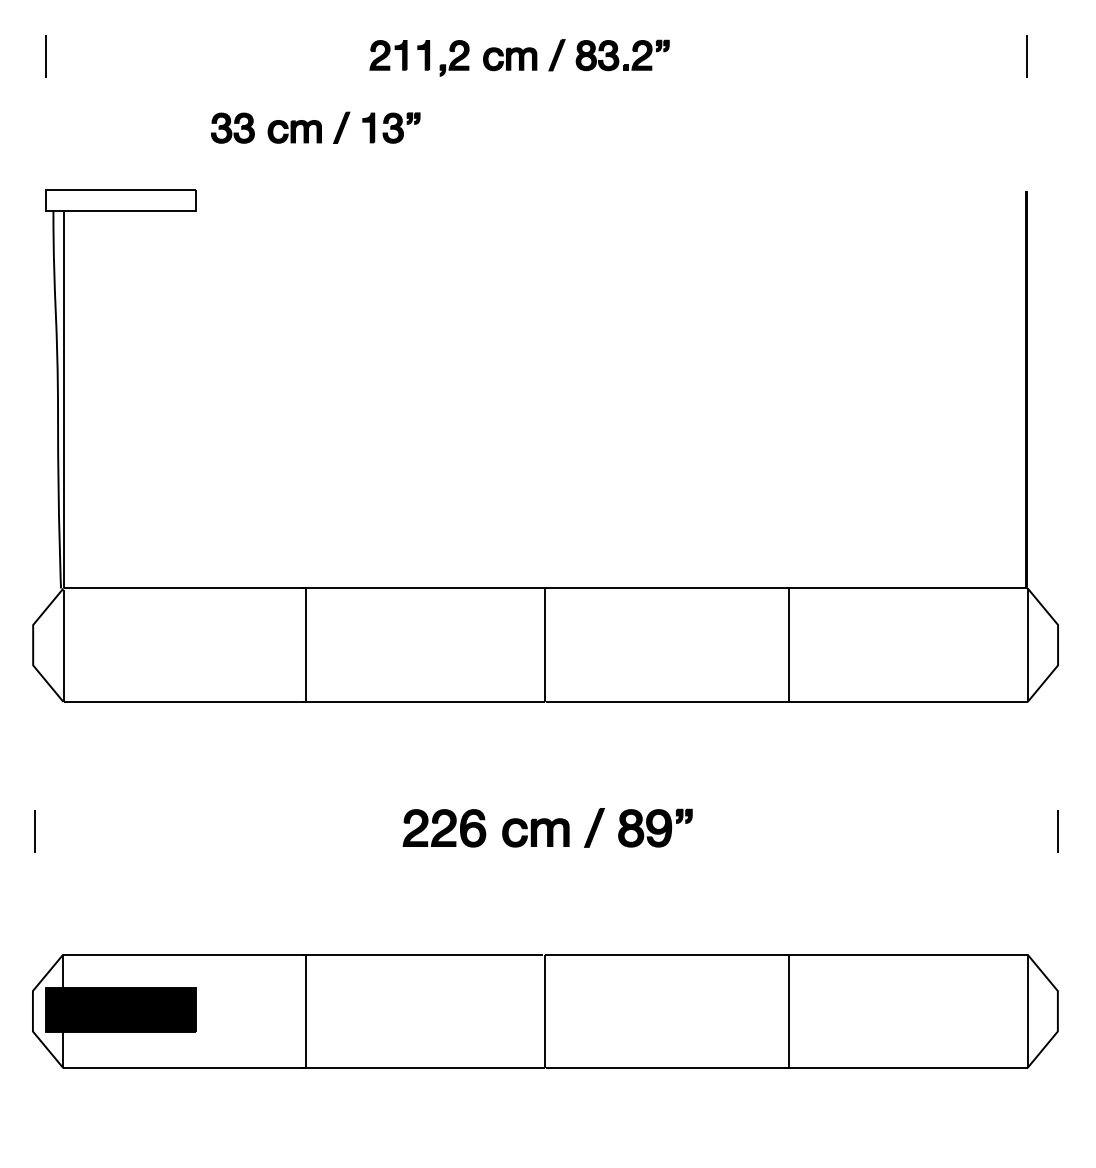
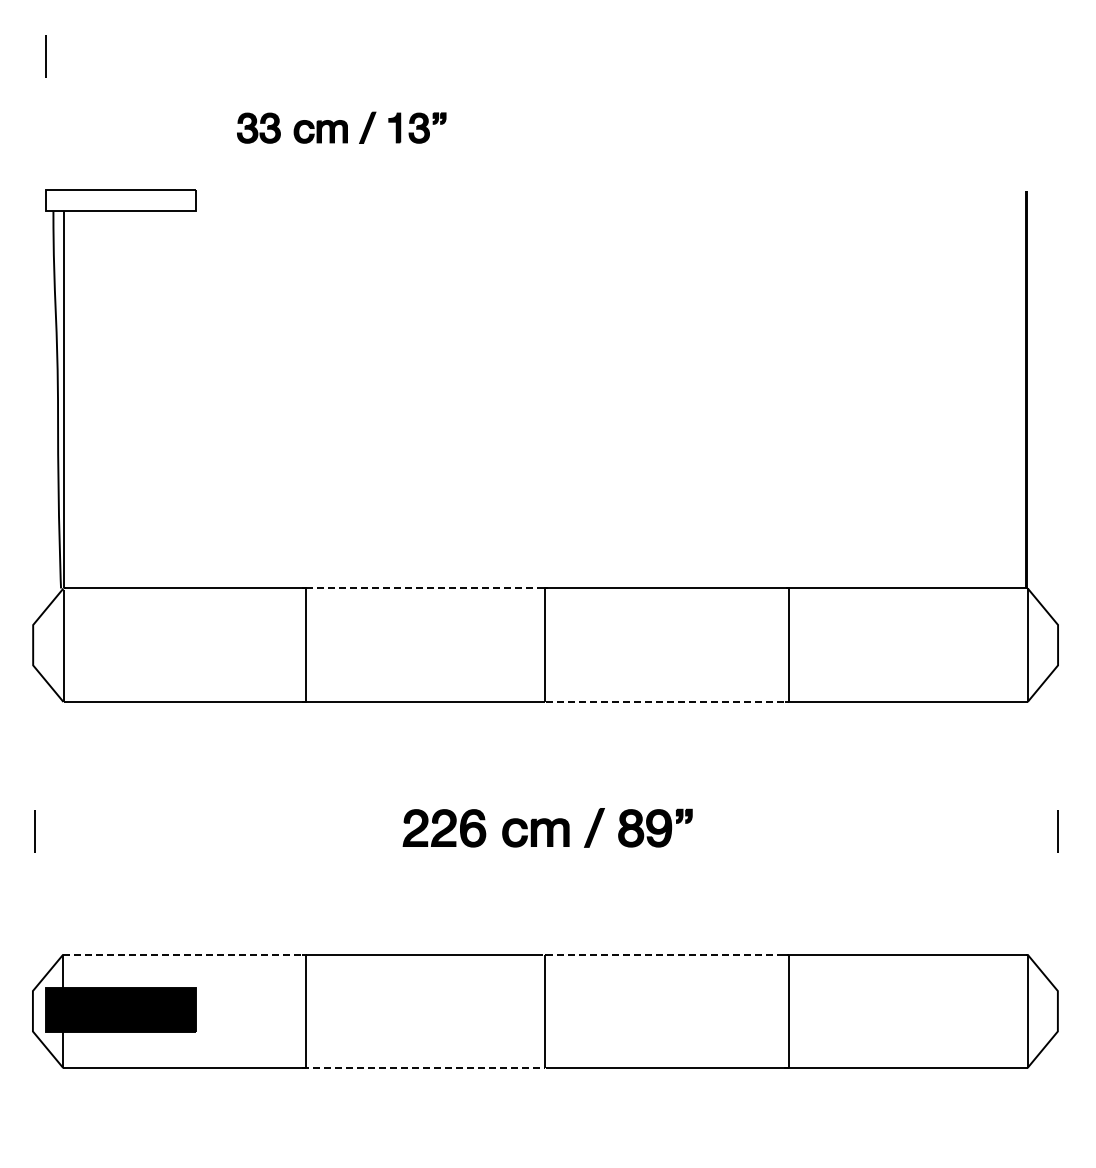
line: present -> none (1026, 56)
part: present -> none (519, 57)
part position: (315, 127) -> (341, 127) (341, 127)
line: solid -> dashed (423, 588)
line: solid -> dashed (667, 701)
line: solid -> dashed (183, 954)
line: solid -> dashed (666, 954)
line: solid -> dashed (423, 1068)
